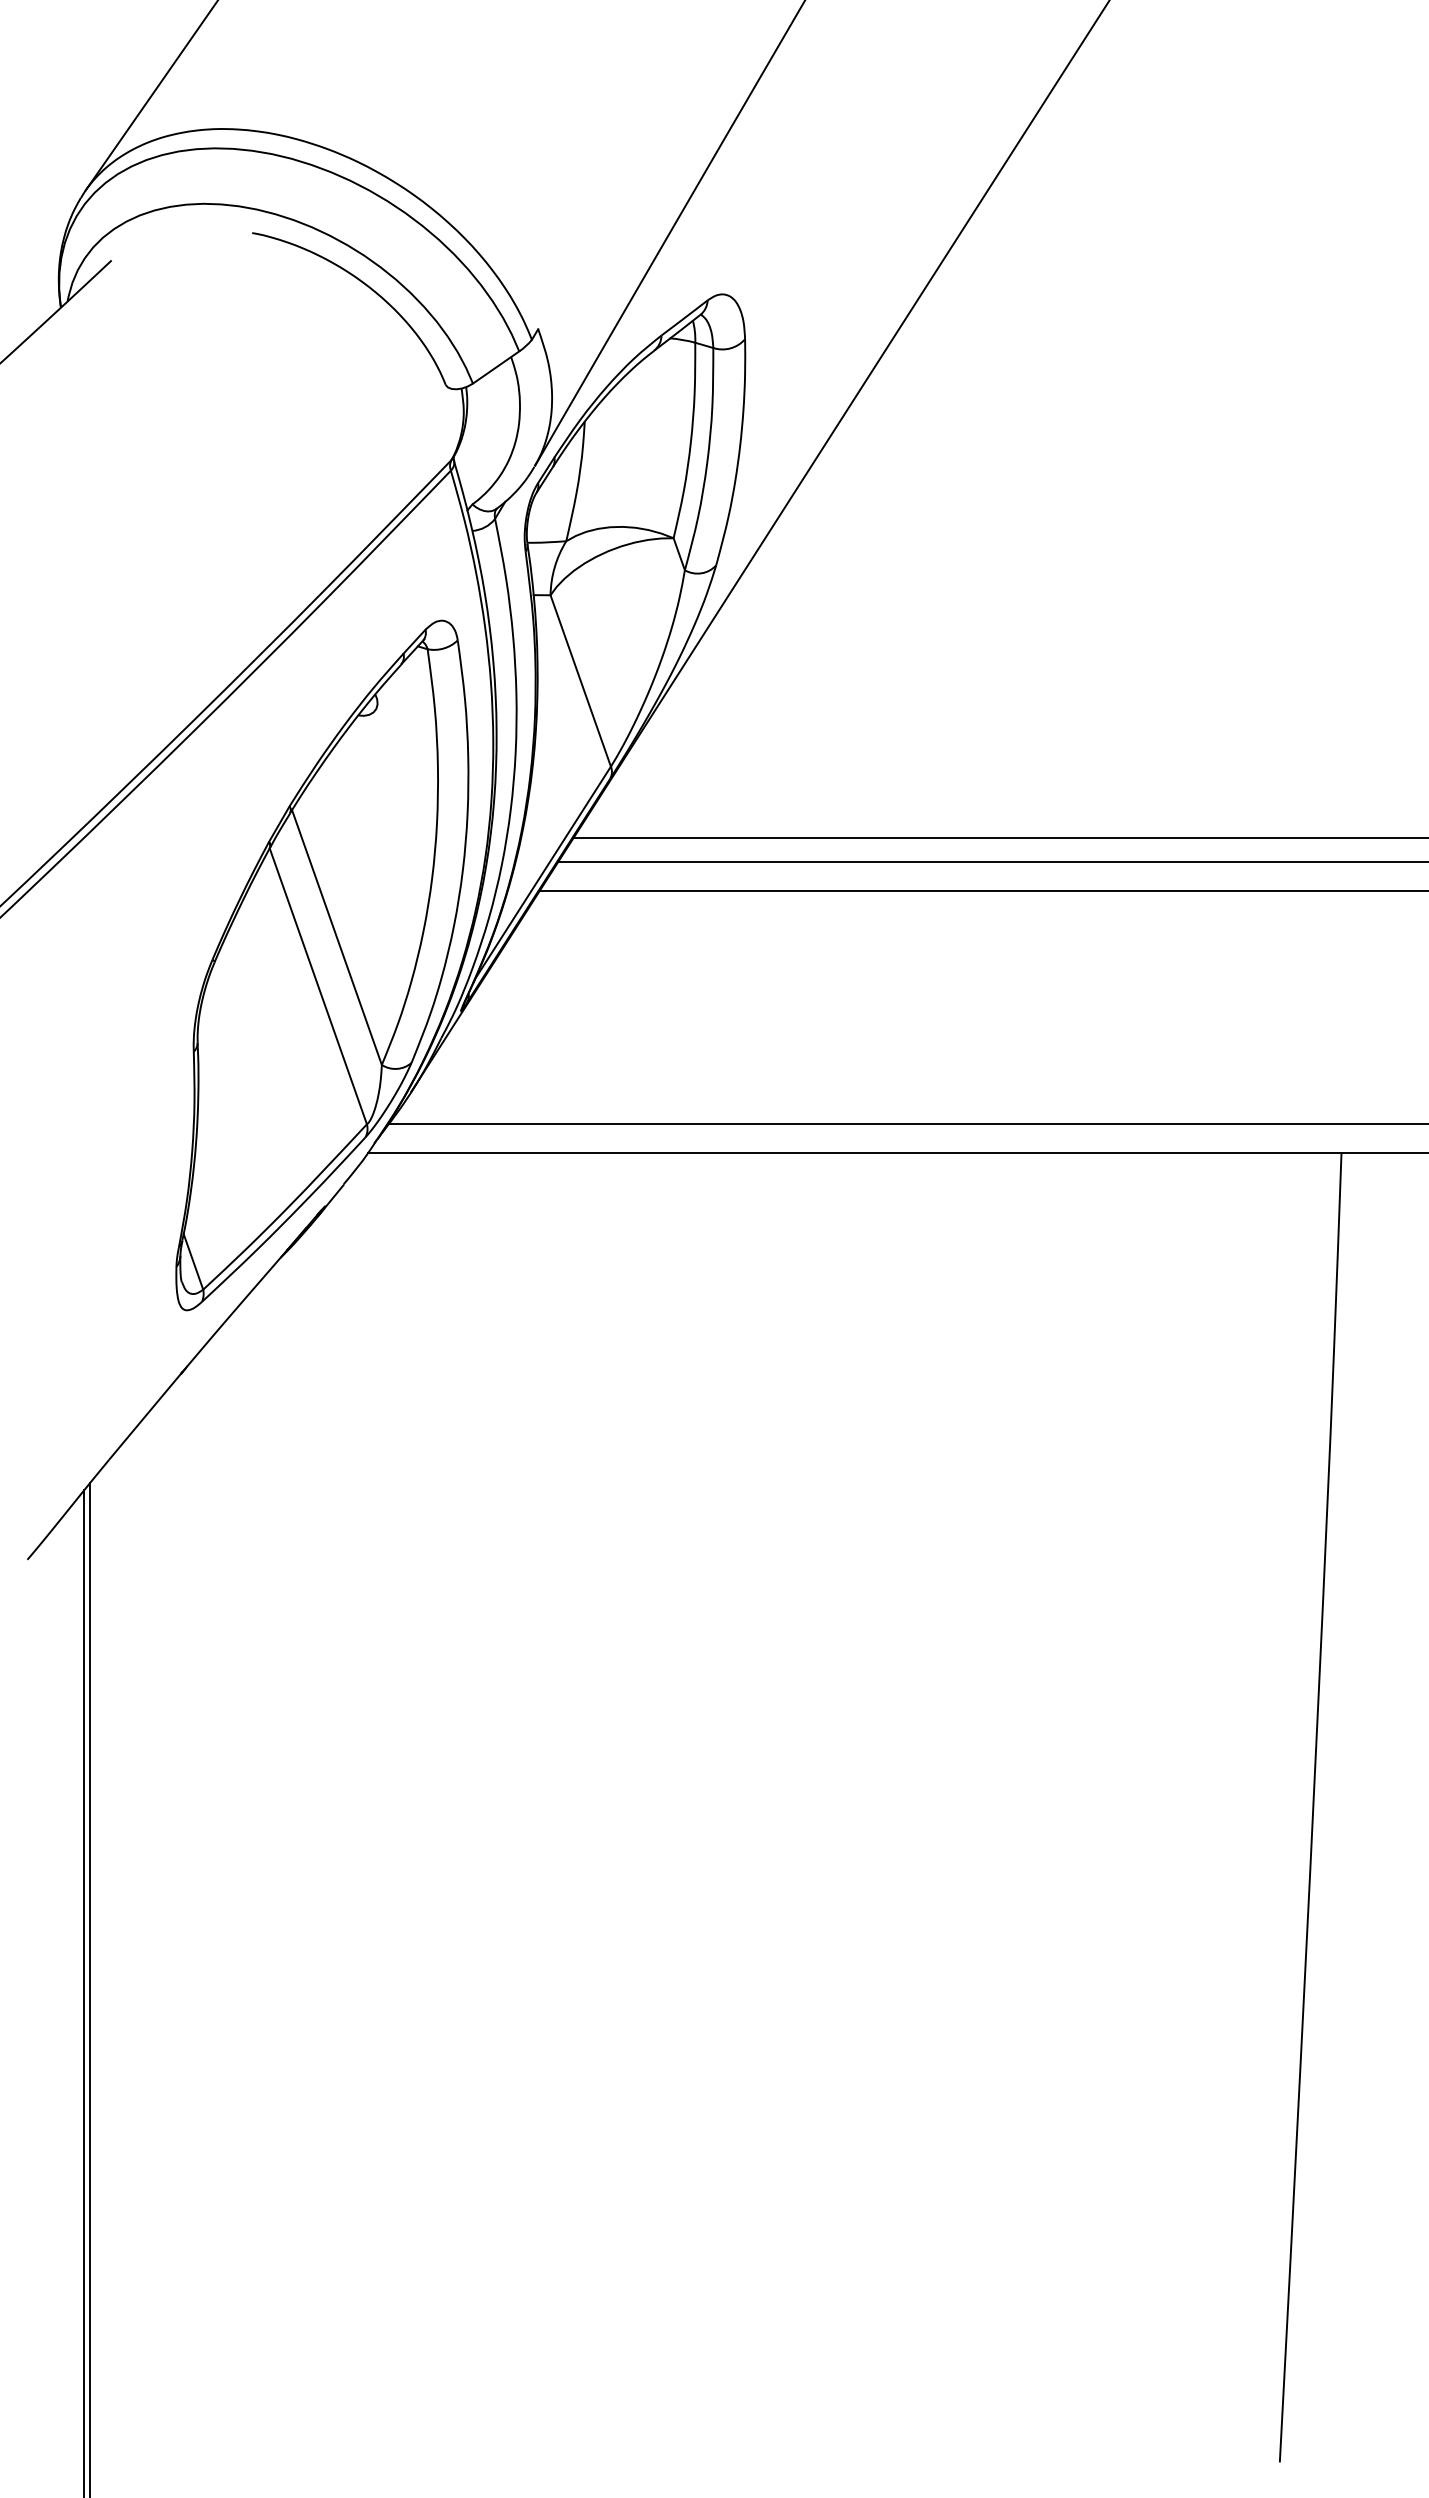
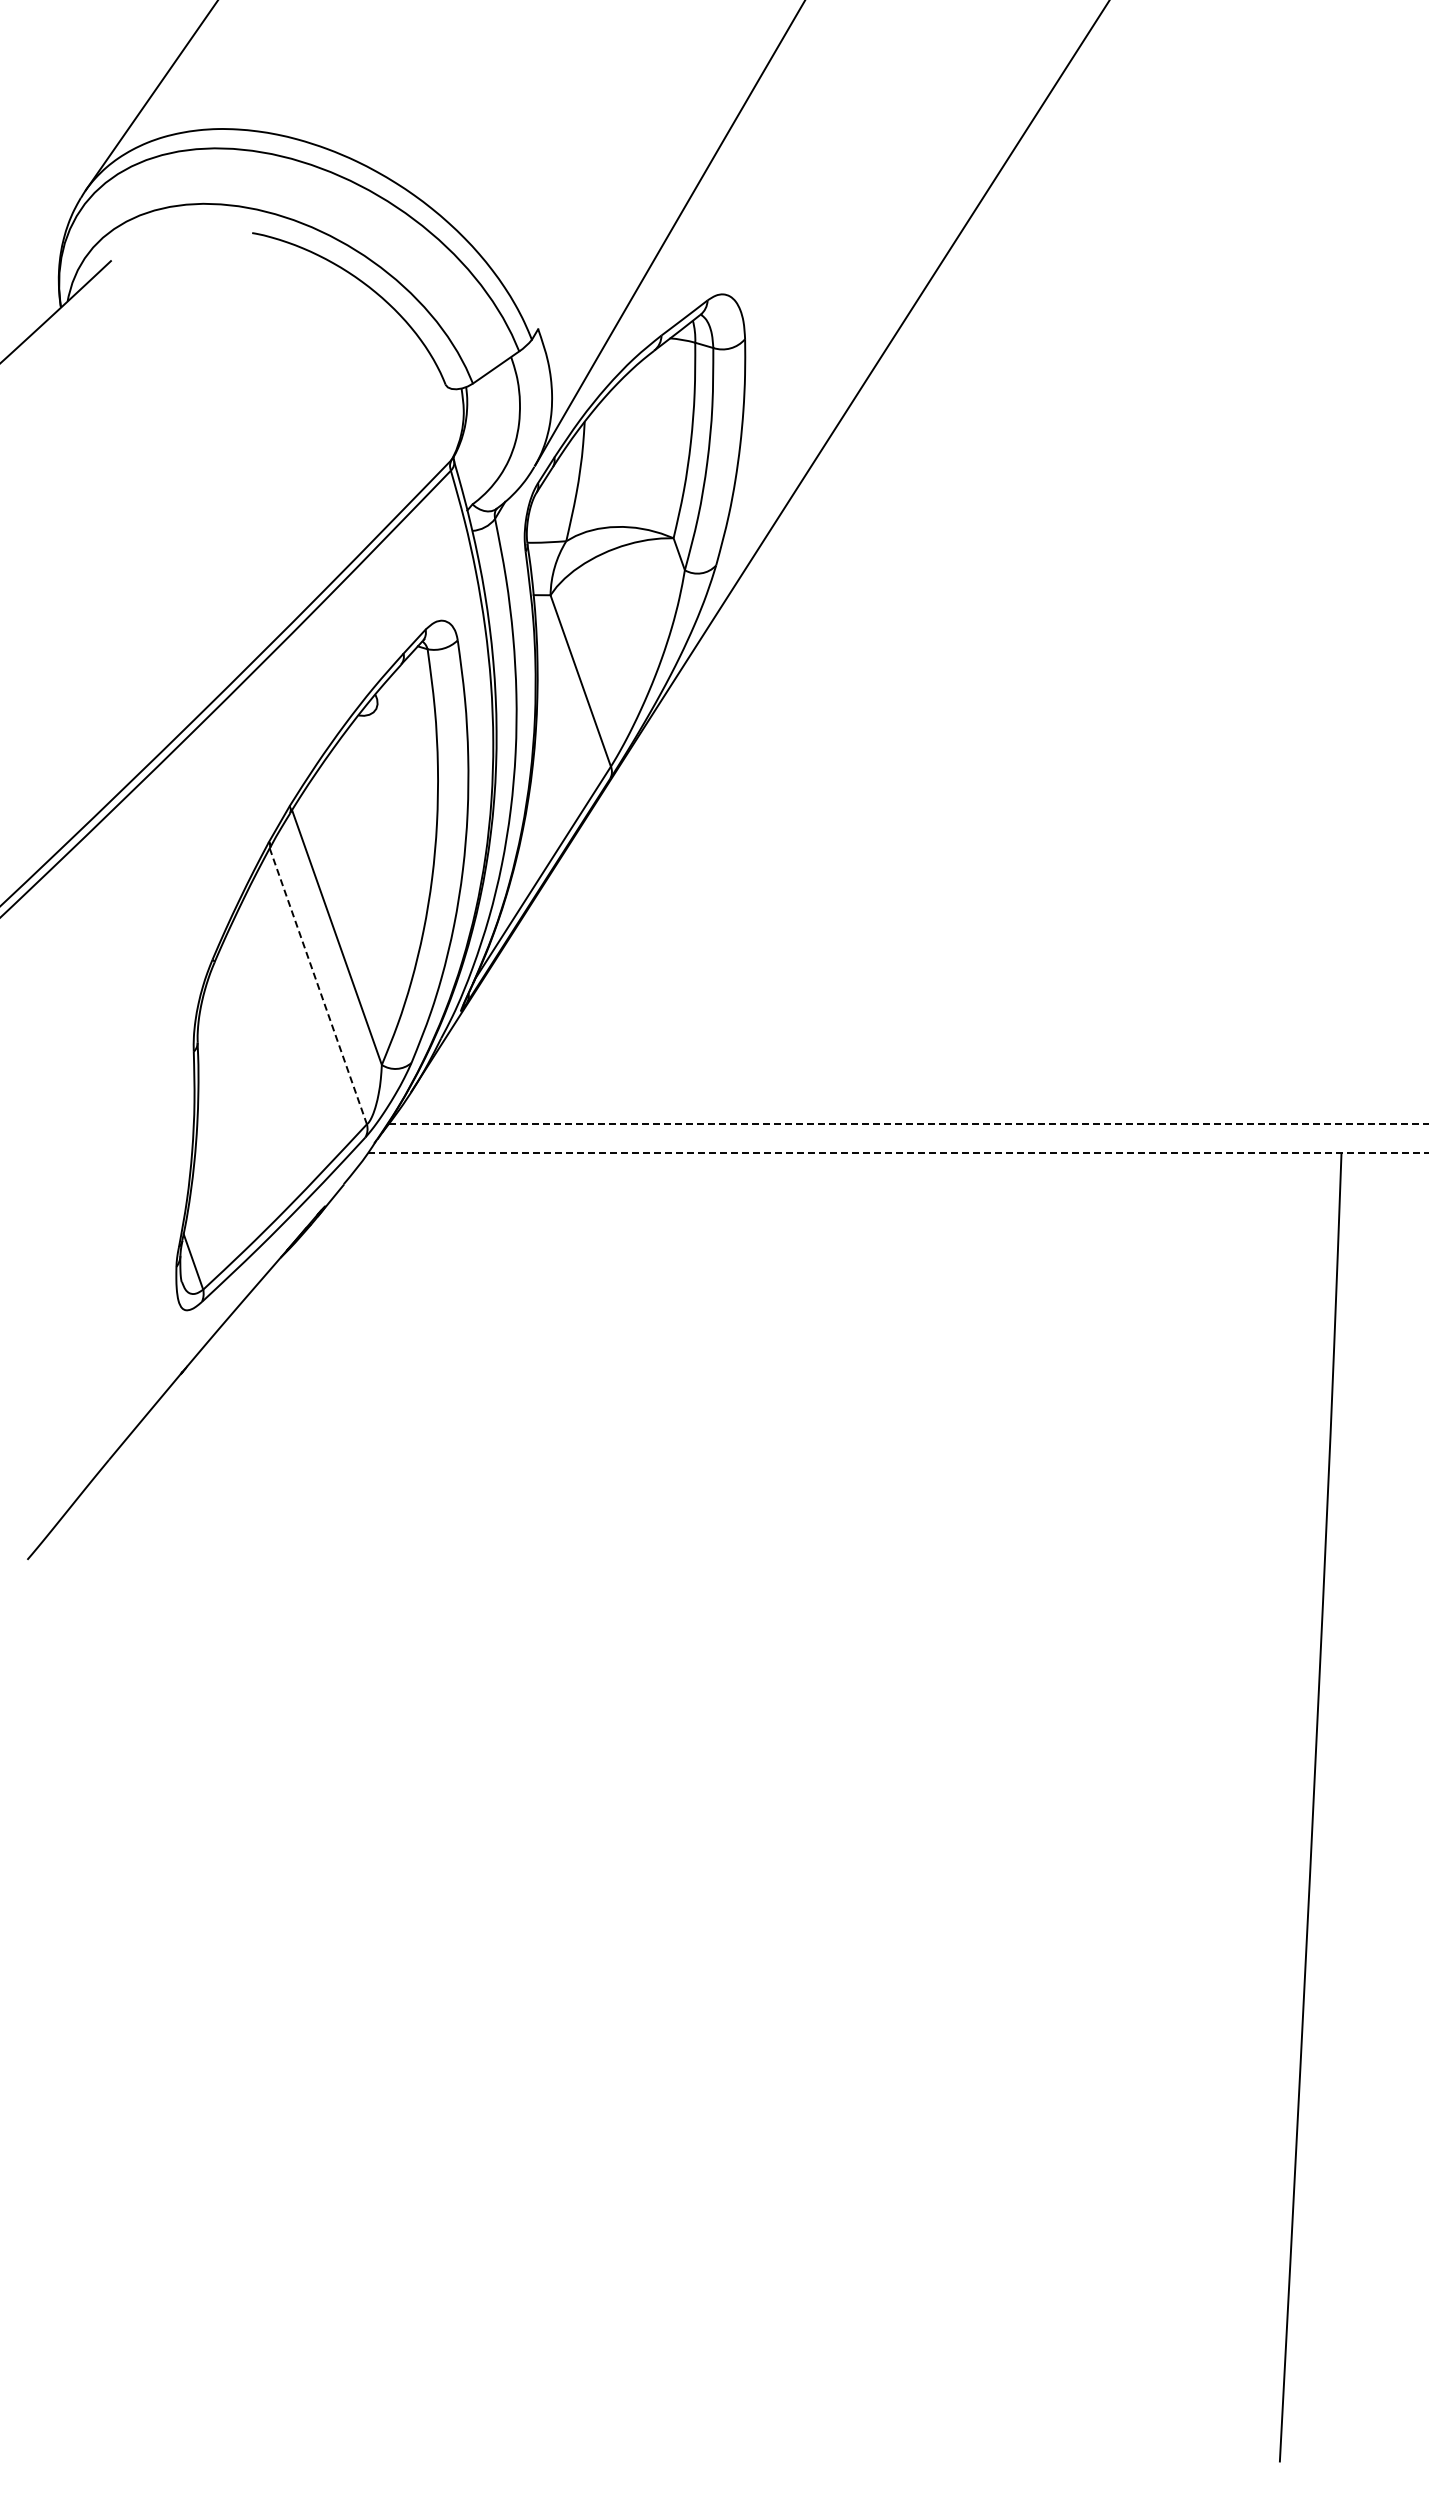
line: present -> none (999, 837)
line: present -> none (991, 862)
line: present -> none (982, 891)
line: solid -> dashed (318, 986)
line: solid -> dashed (908, 1123)
line: solid -> dashed (898, 1152)
line: present -> none (89, 1988)
line: present -> none (84, 1992)
